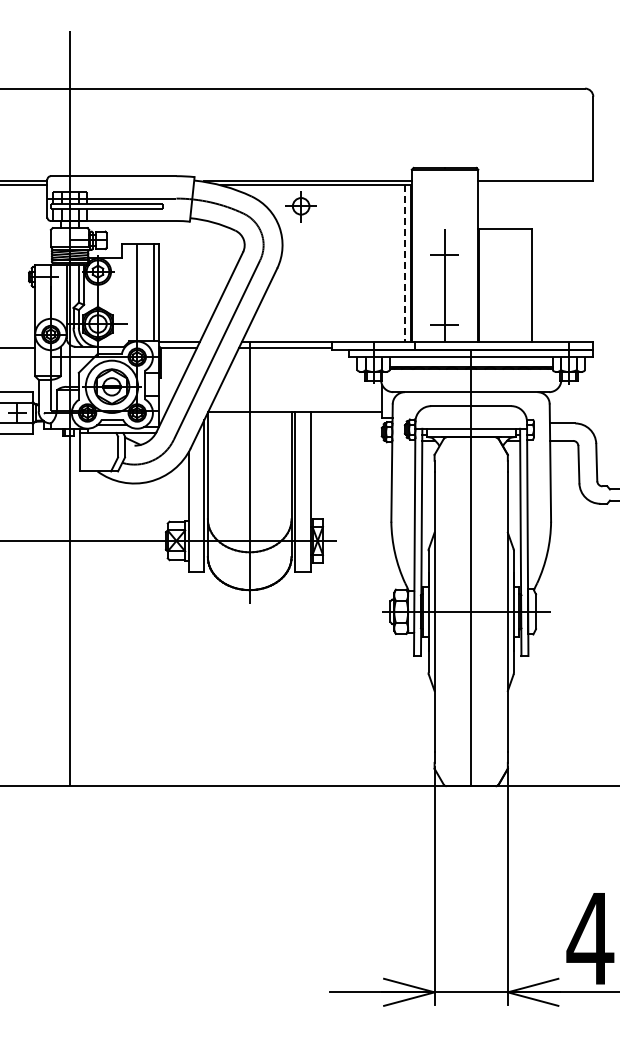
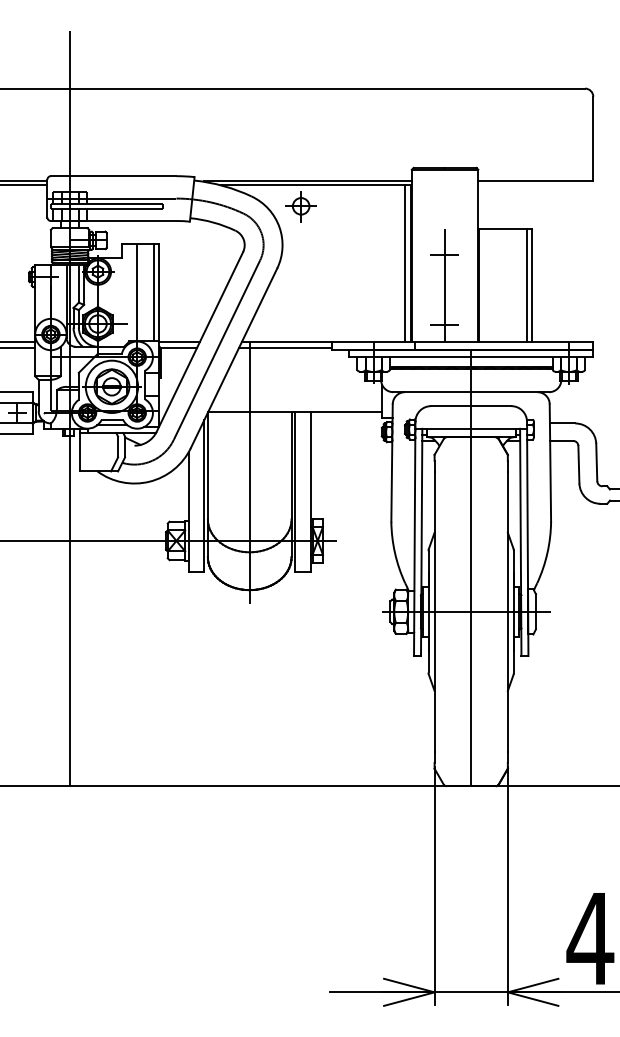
line: dashed -> solid (404, 264)
line: none -> present (526, 285)
line: none -> present (18, 342)
